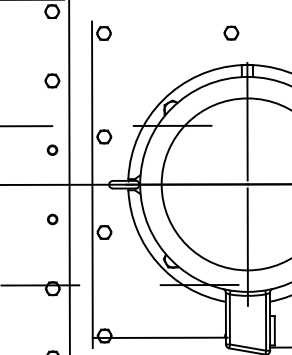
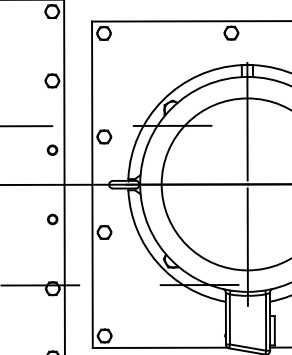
line: none -> present (190, 21)
line position: (69, 176) -> (64, 176) (64, 176)
line position: (159, 337) -> (159, 347) (159, 347)
